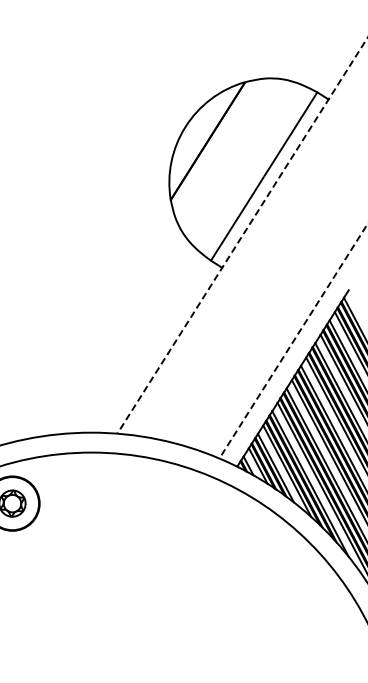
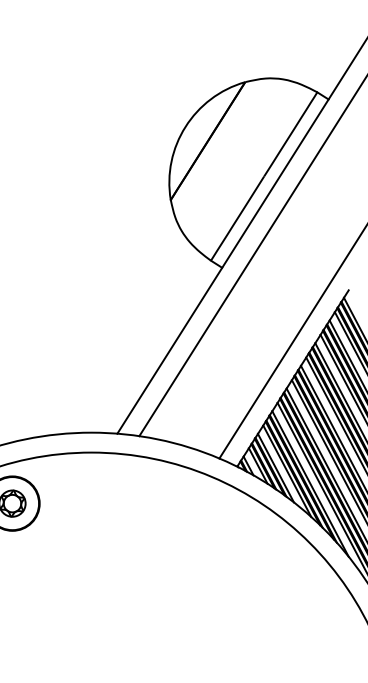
line: dashed -> solid (242, 235)
line: none -> present (251, 257)
line: dashed -> solid (293, 341)
